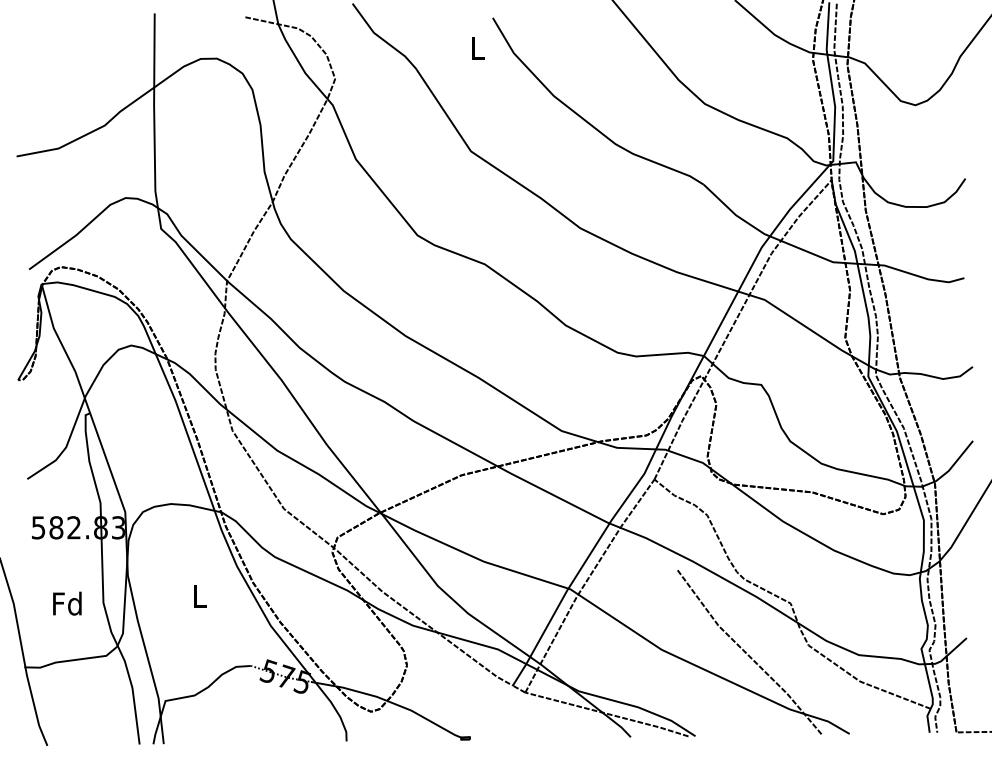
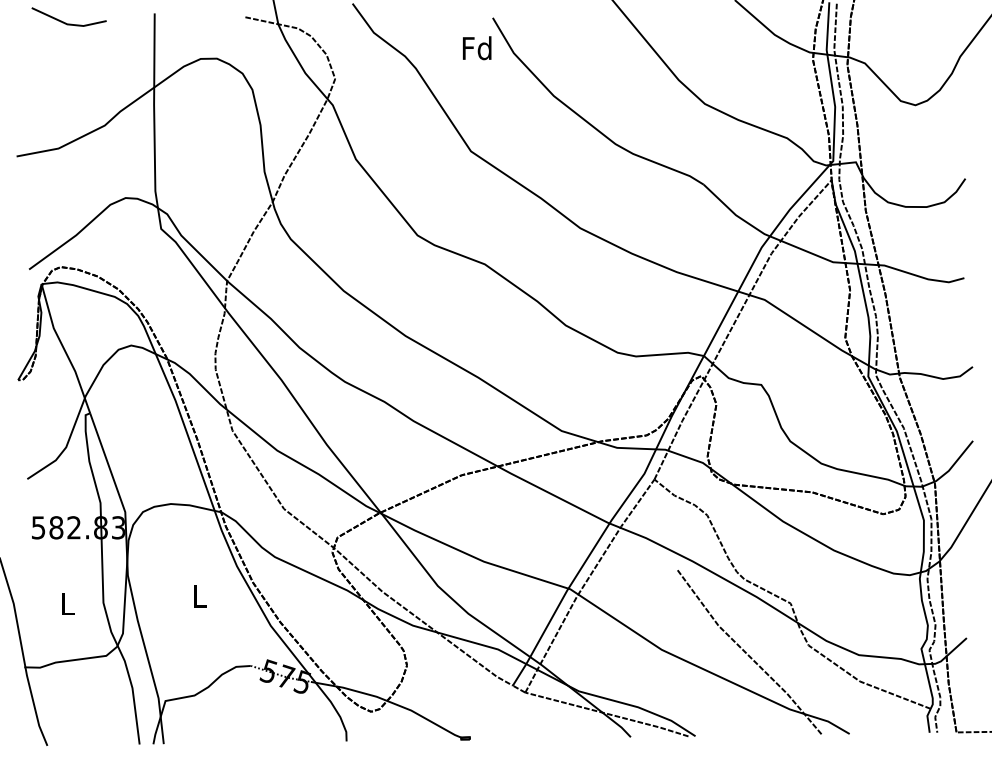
line: none -> present (65, 22)
text: L -> Fd (476, 48)
text: Fd -> L (67, 603)
